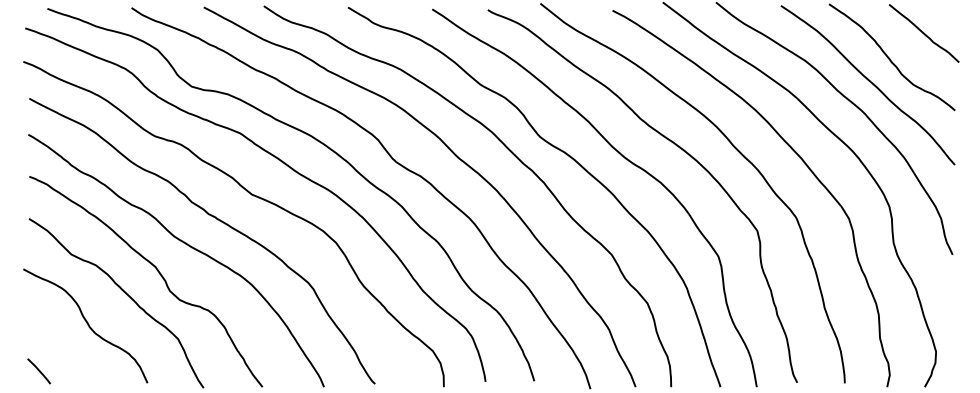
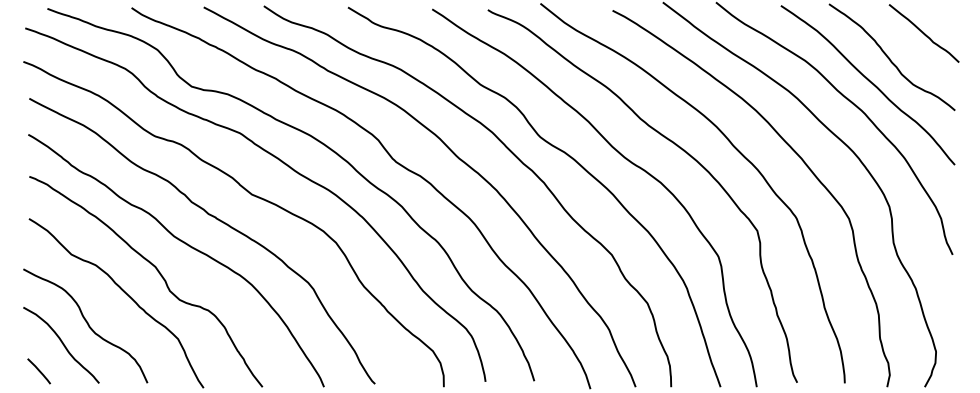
curve: none -> present (62, 344)
